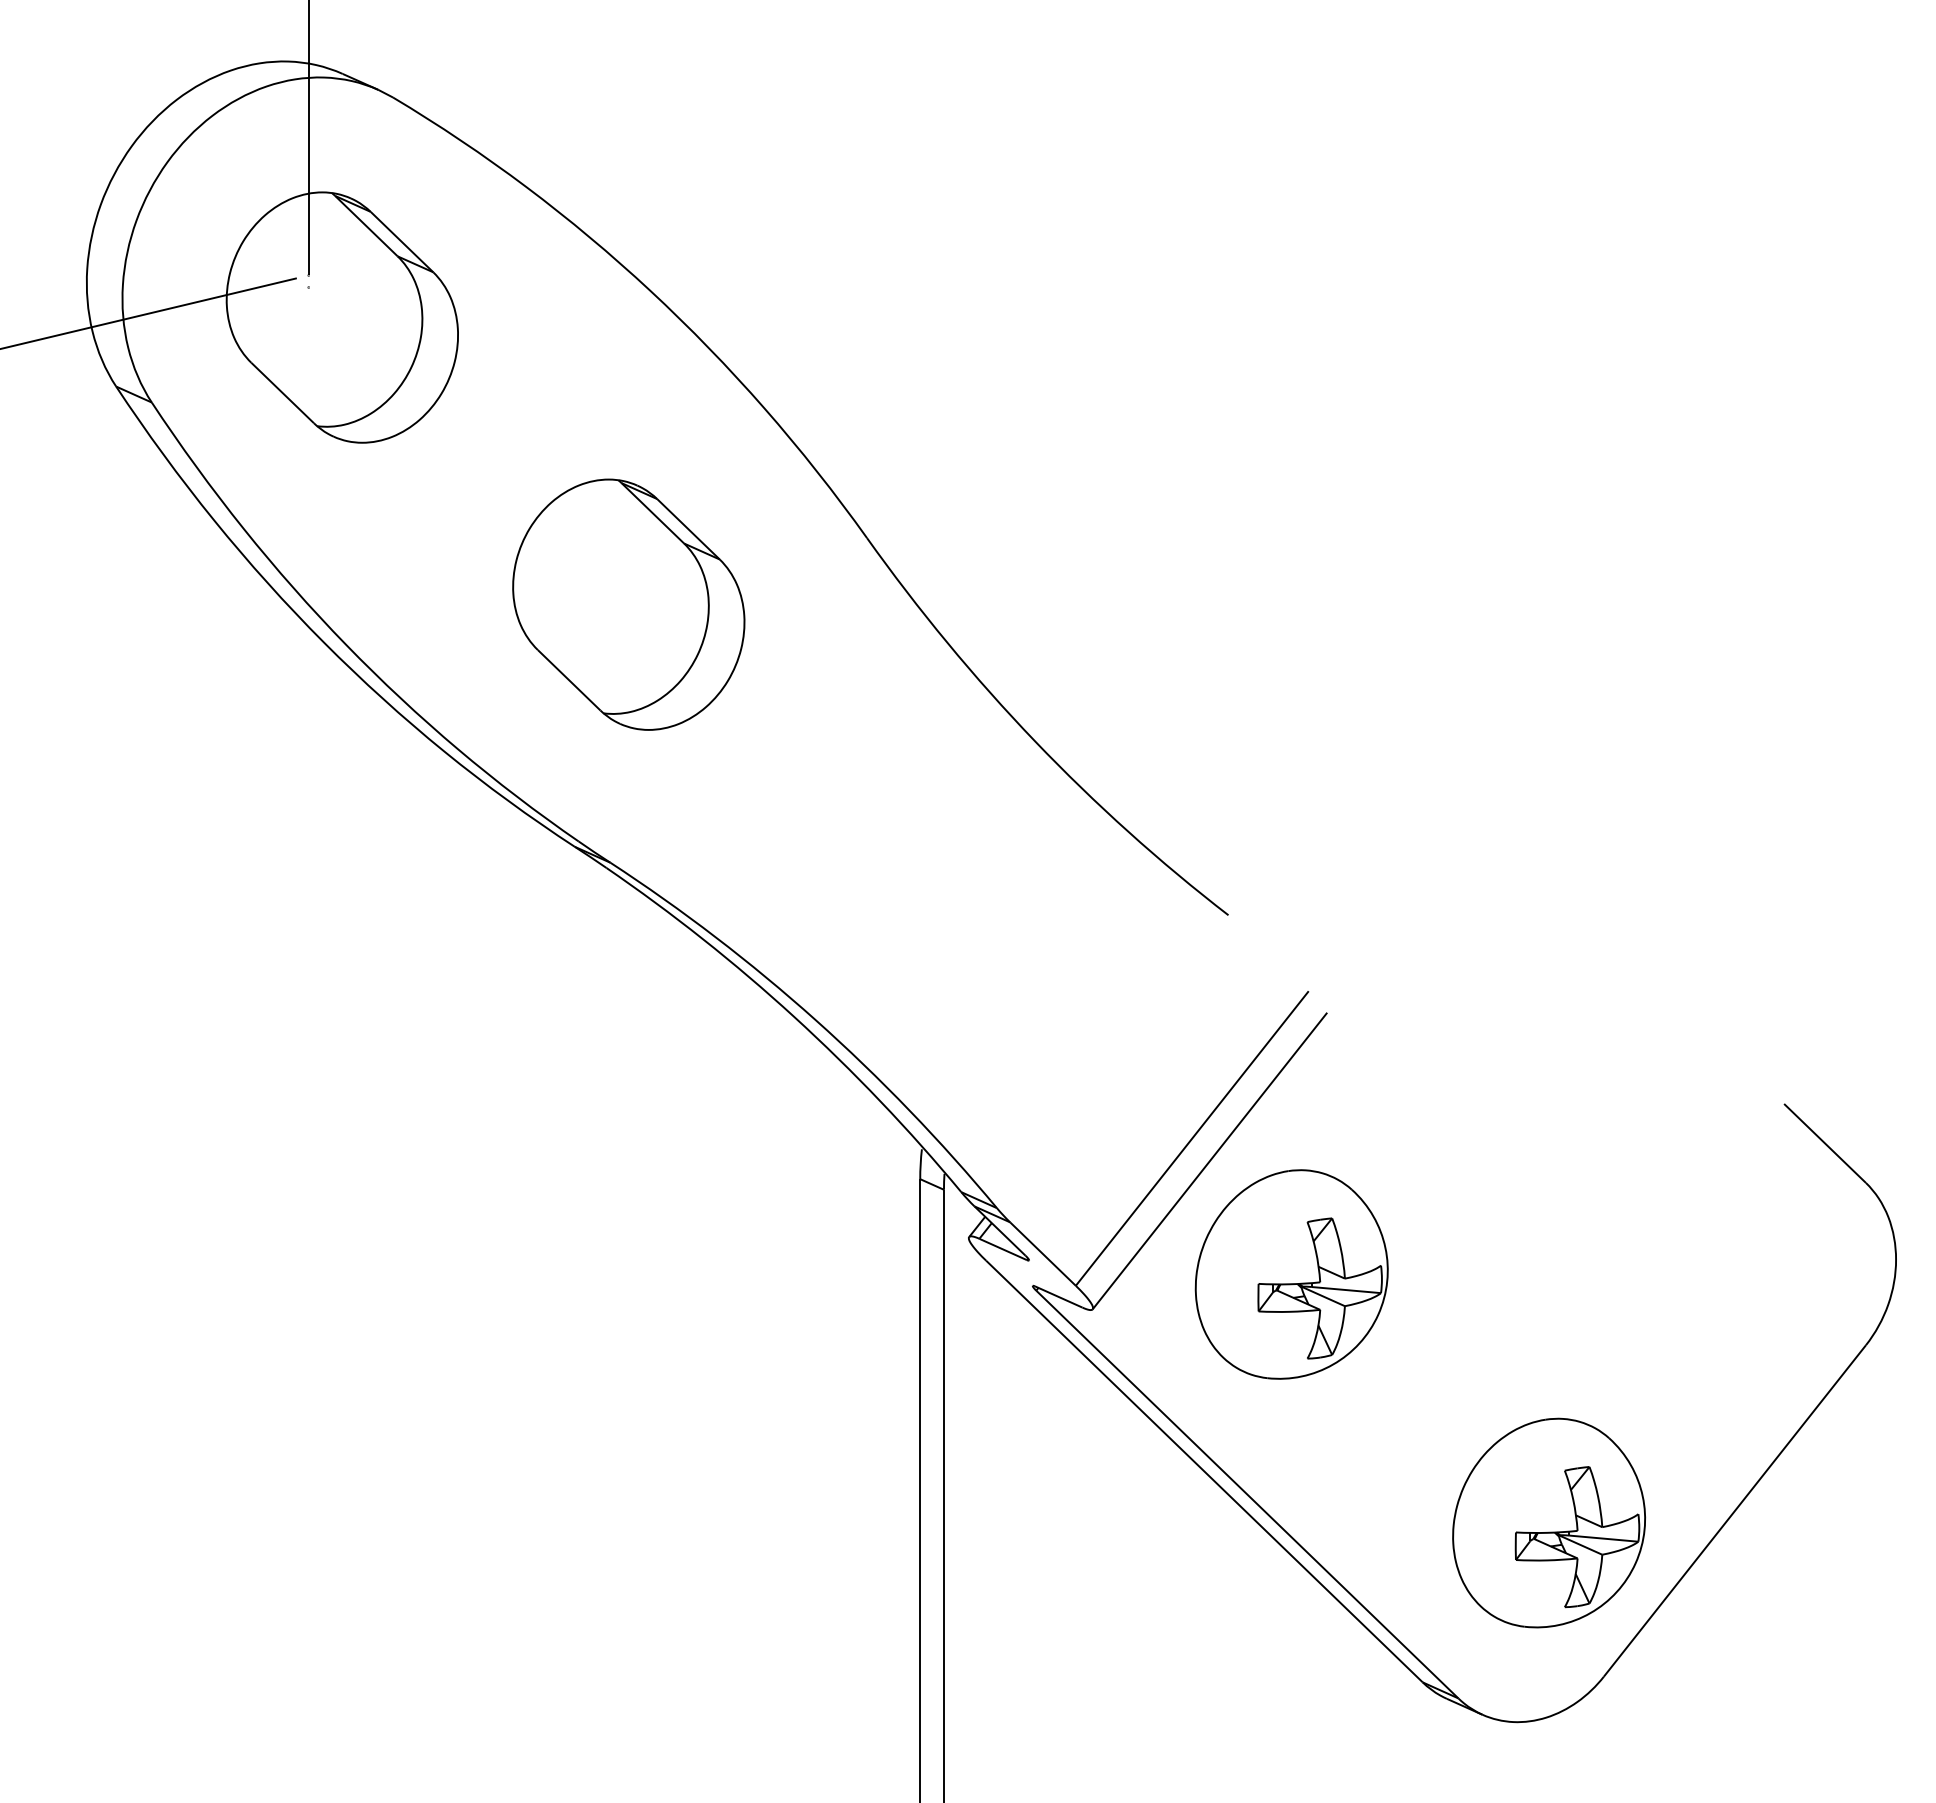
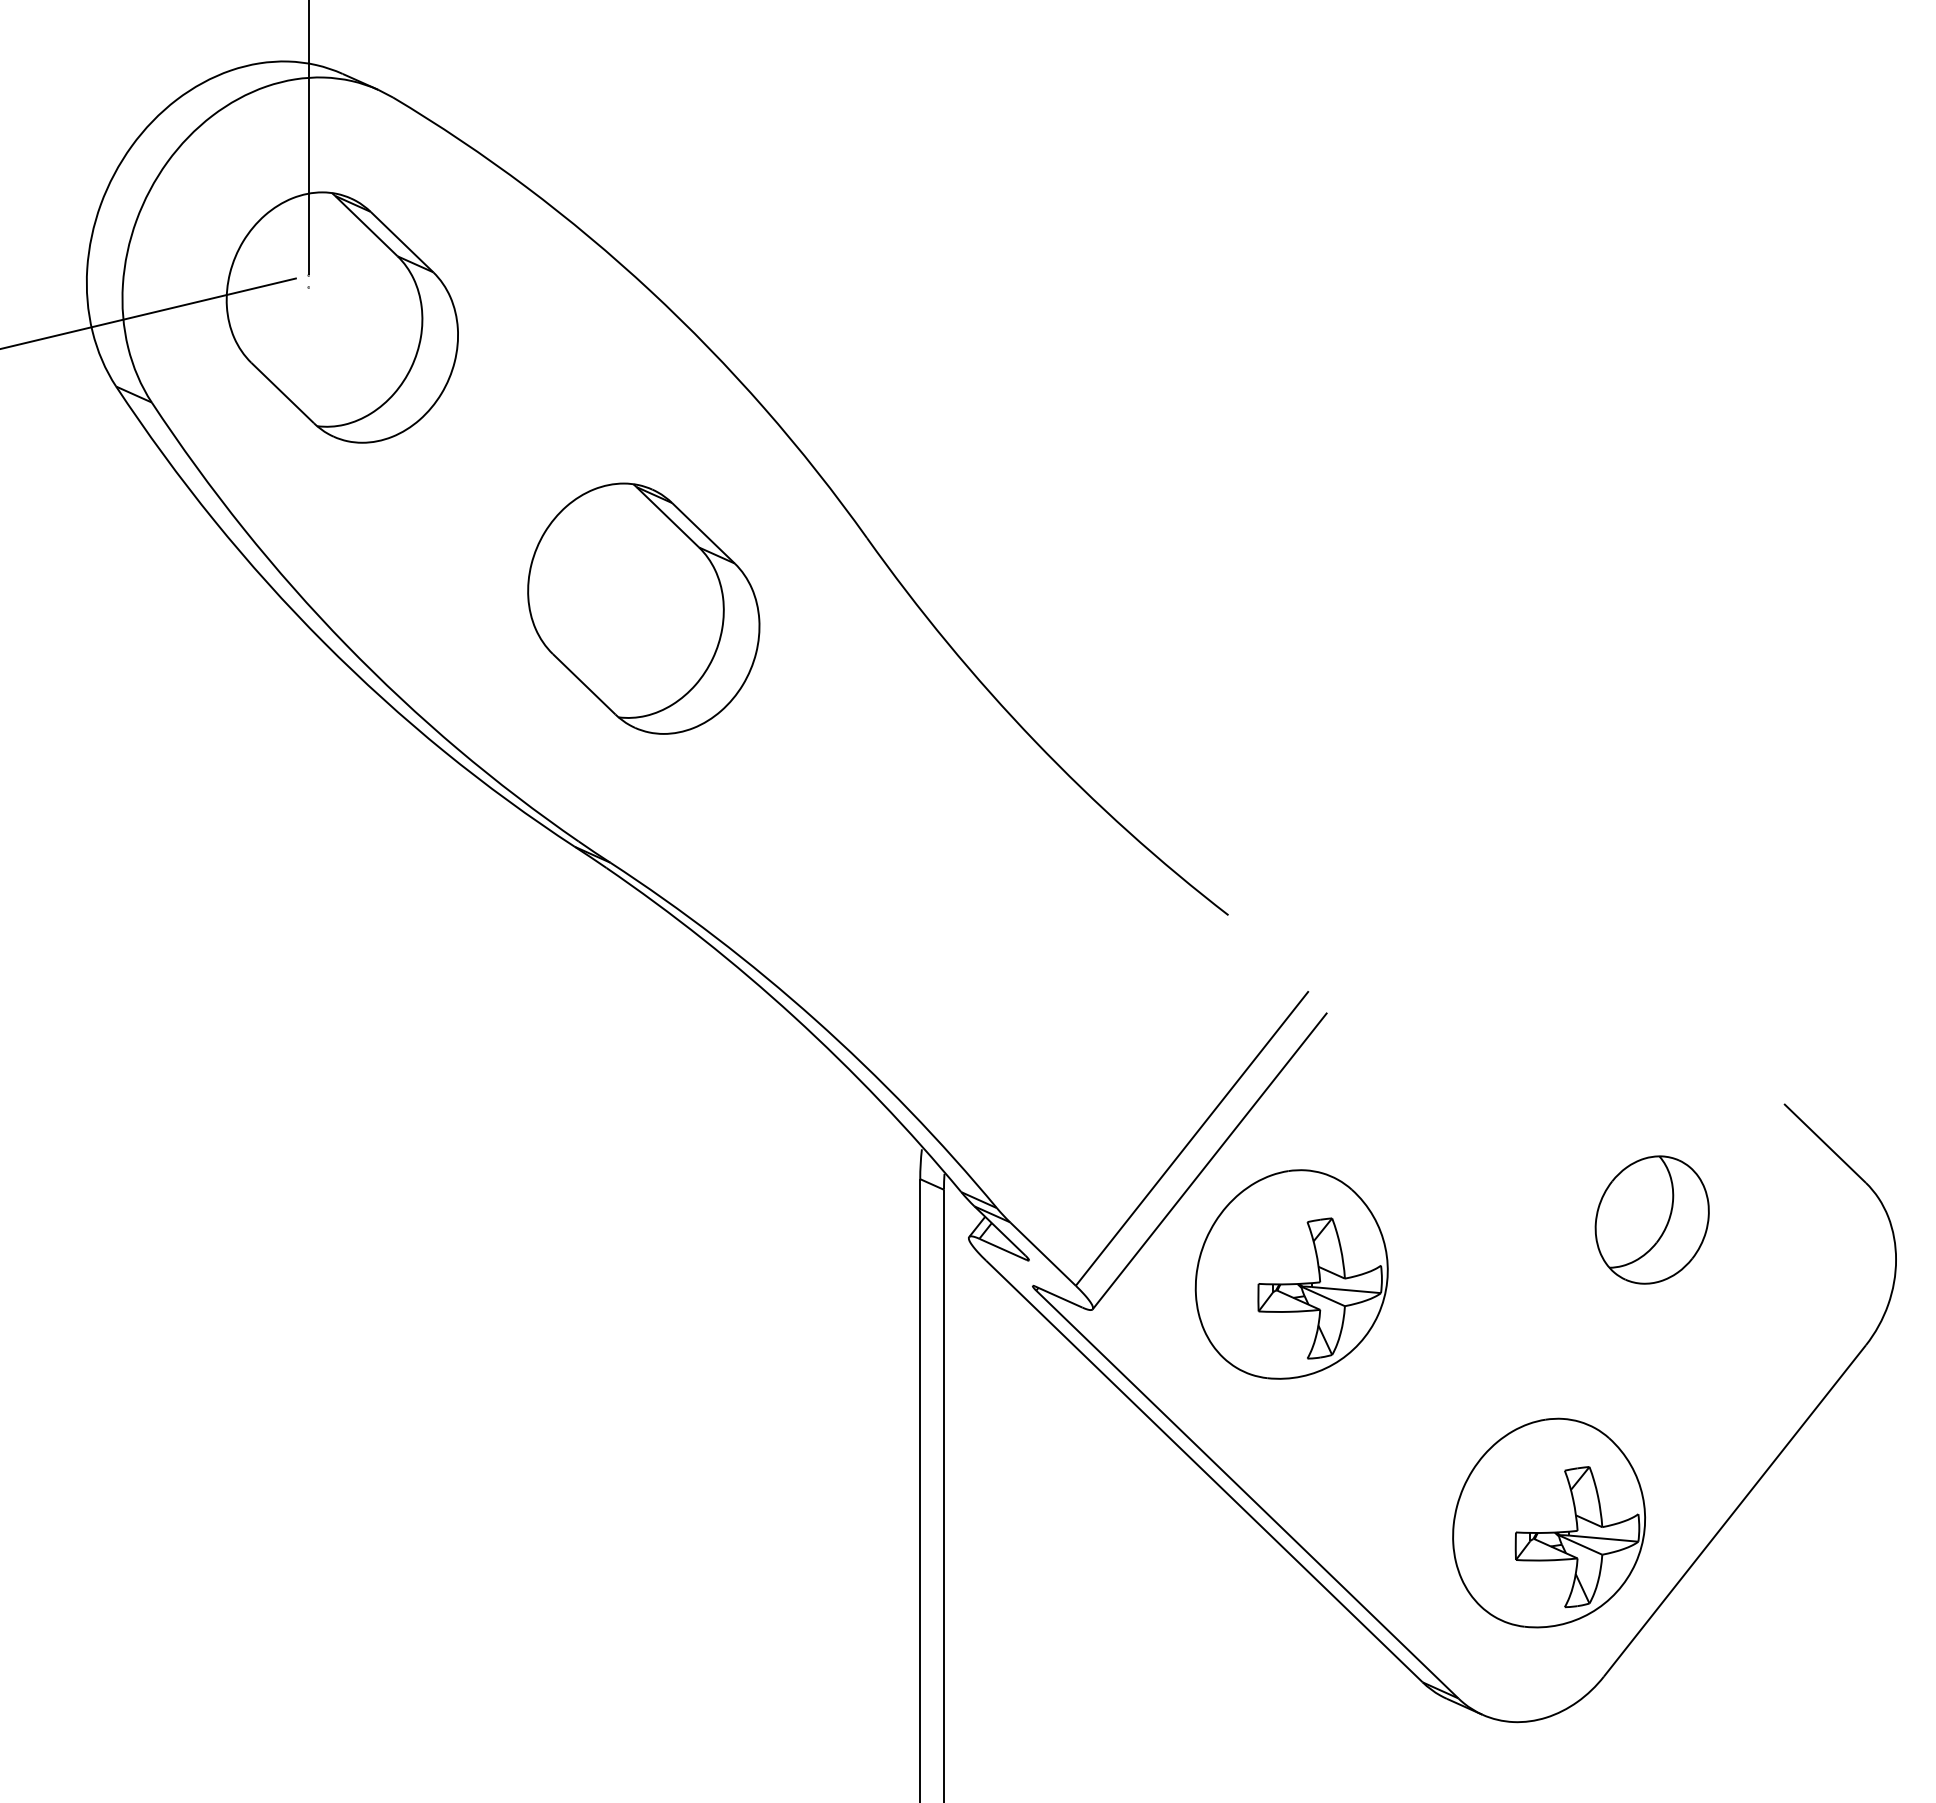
part position: (628, 604) -> (643, 608) (643, 608)
part: none -> present (1651, 1219)
